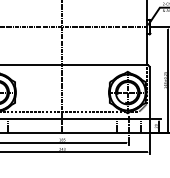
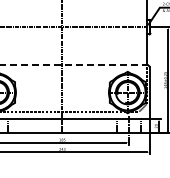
line: solid -> dashed (74, 65)
